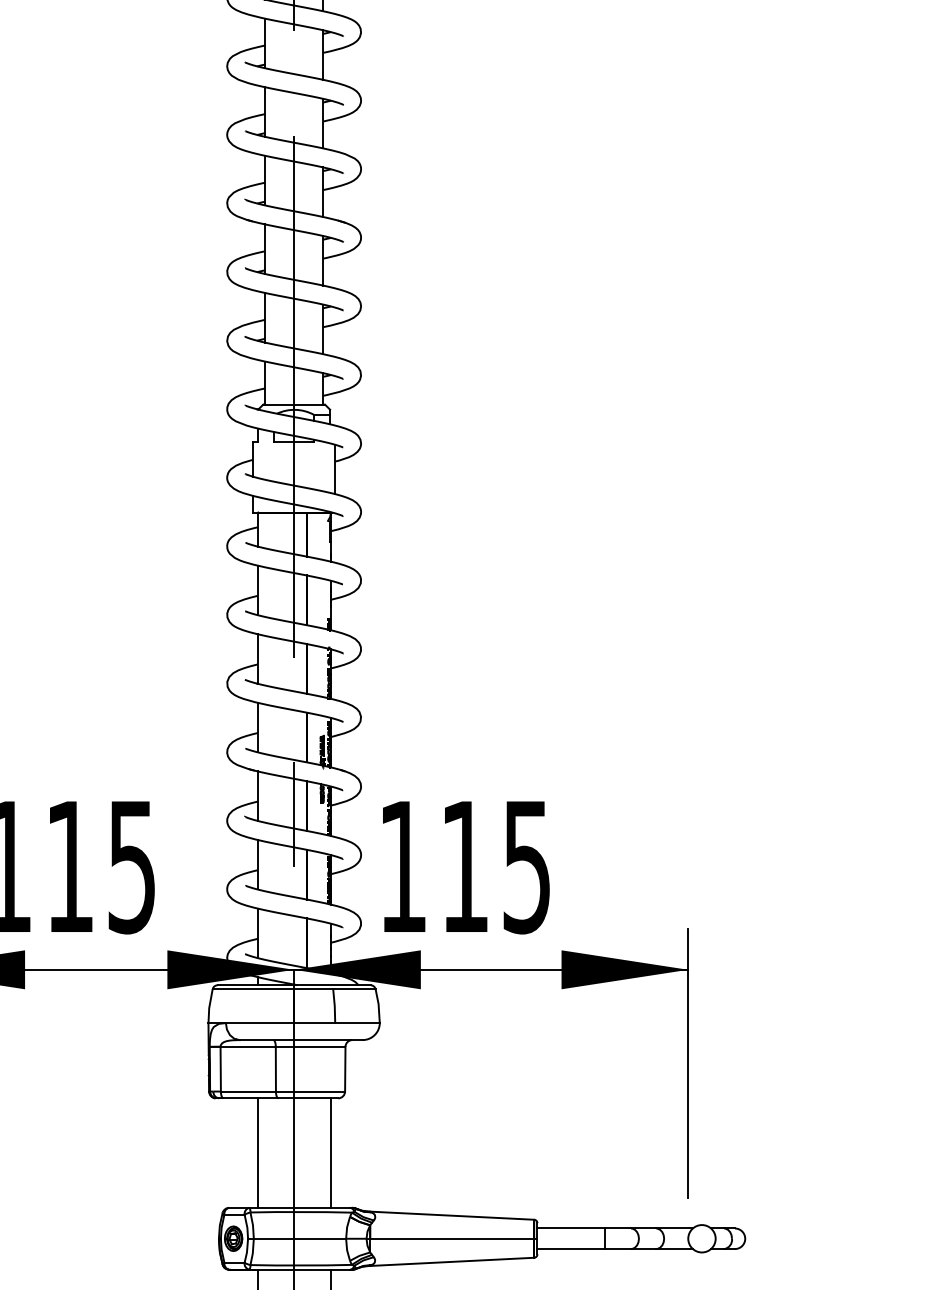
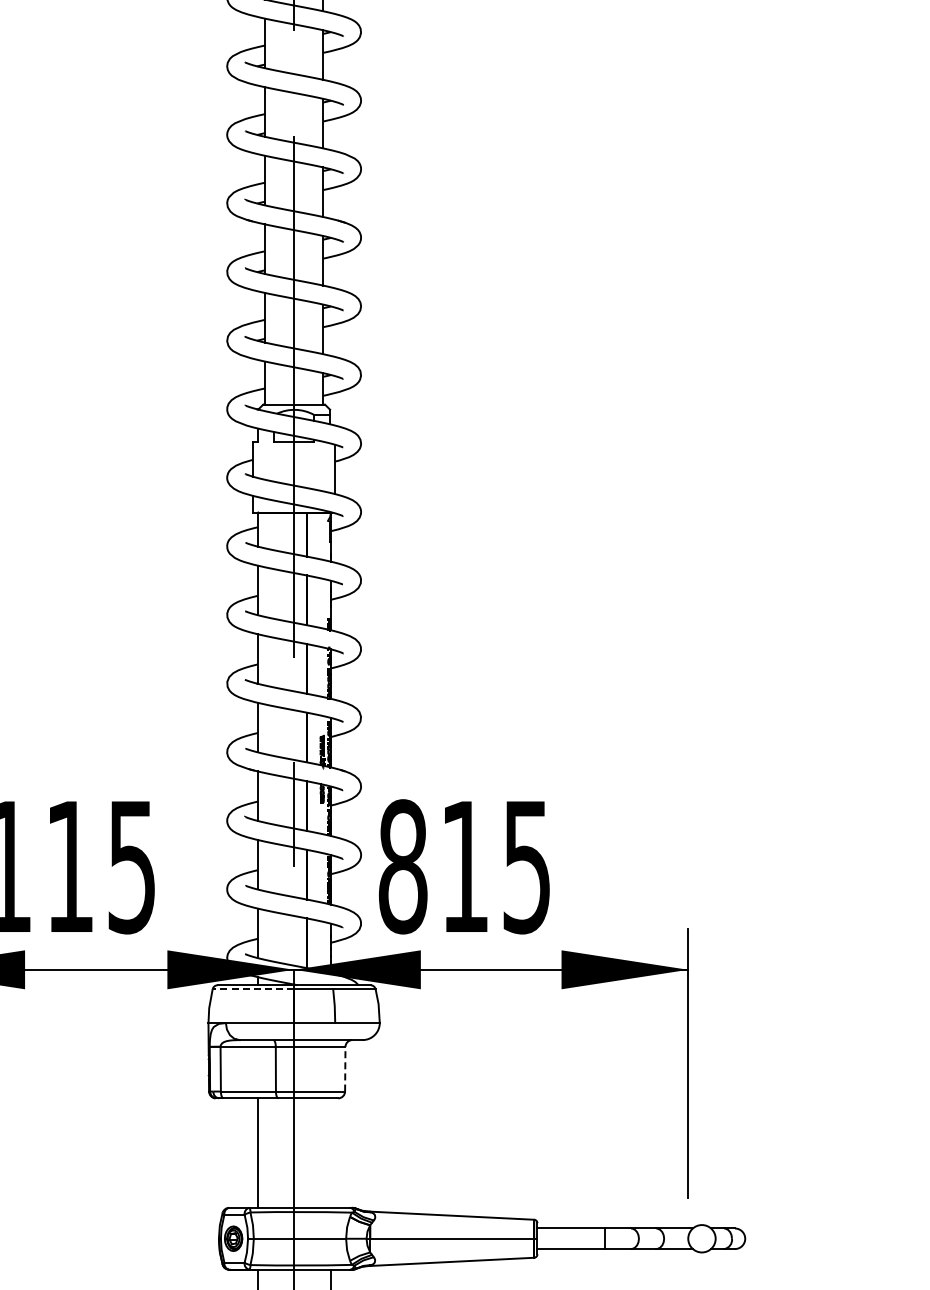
text: 115 -> 815 (402, 866)
line: solid -> dashed (253, 989)
line: solid -> dashed (345, 1068)
line: present -> none (330, 1152)
